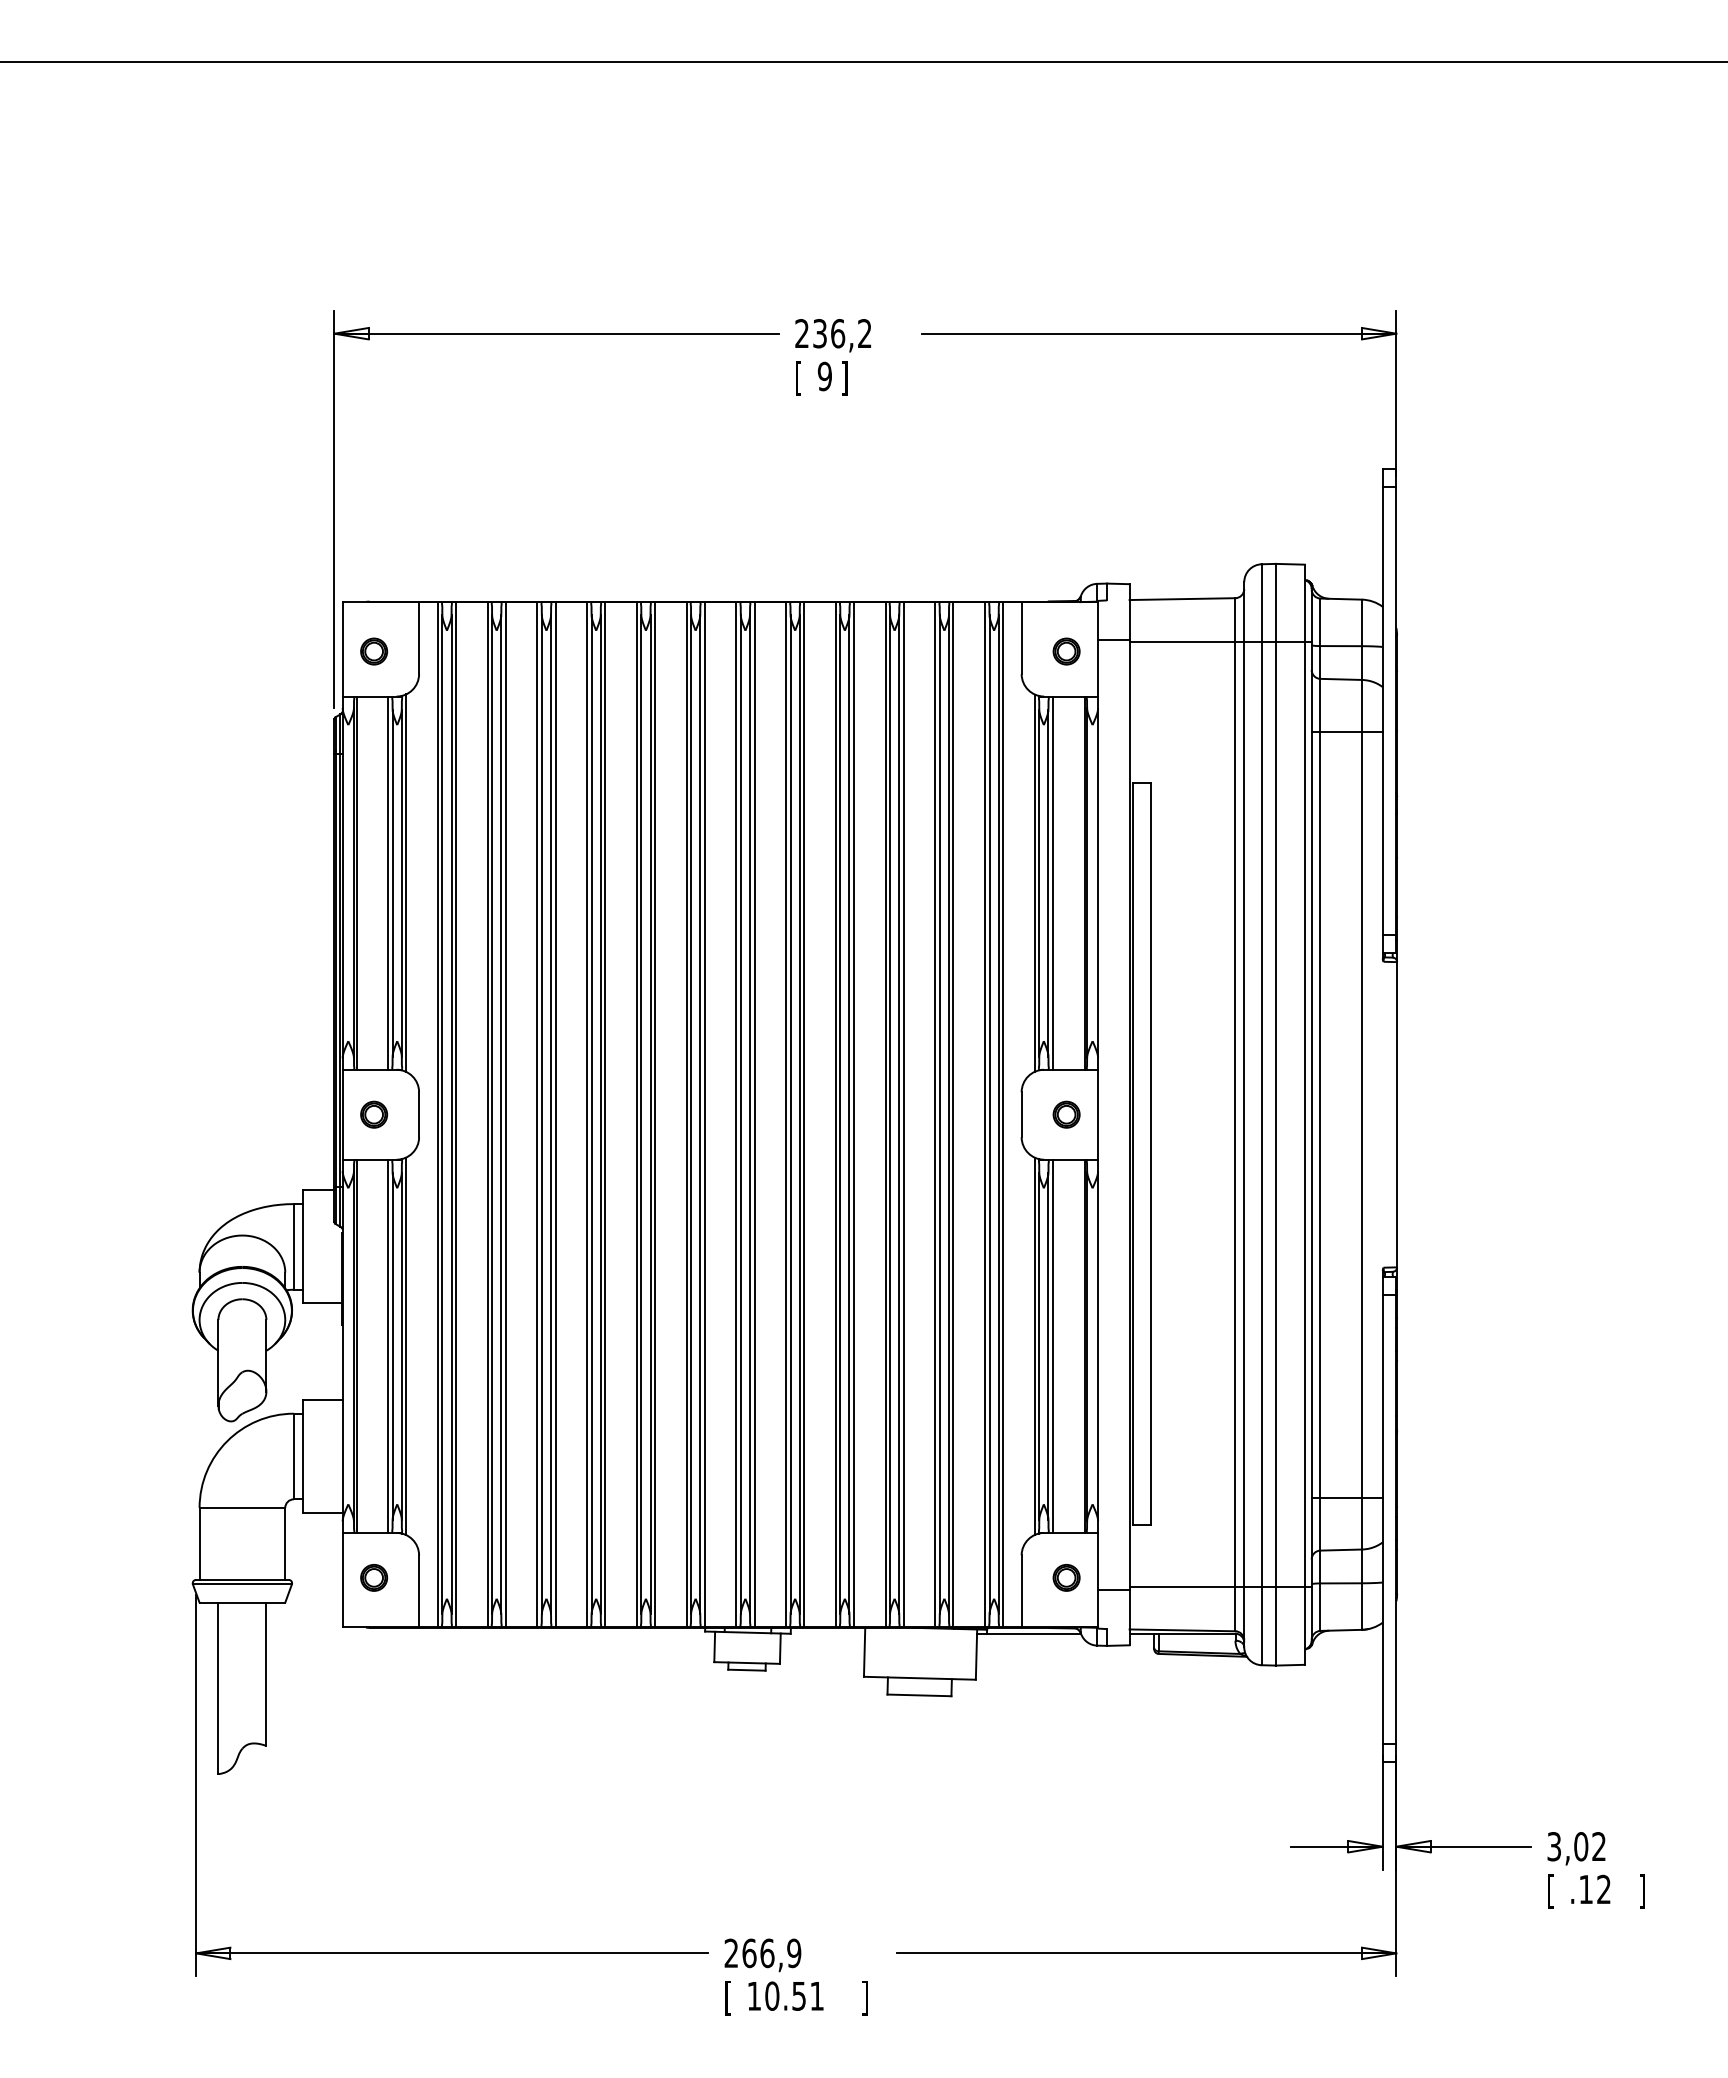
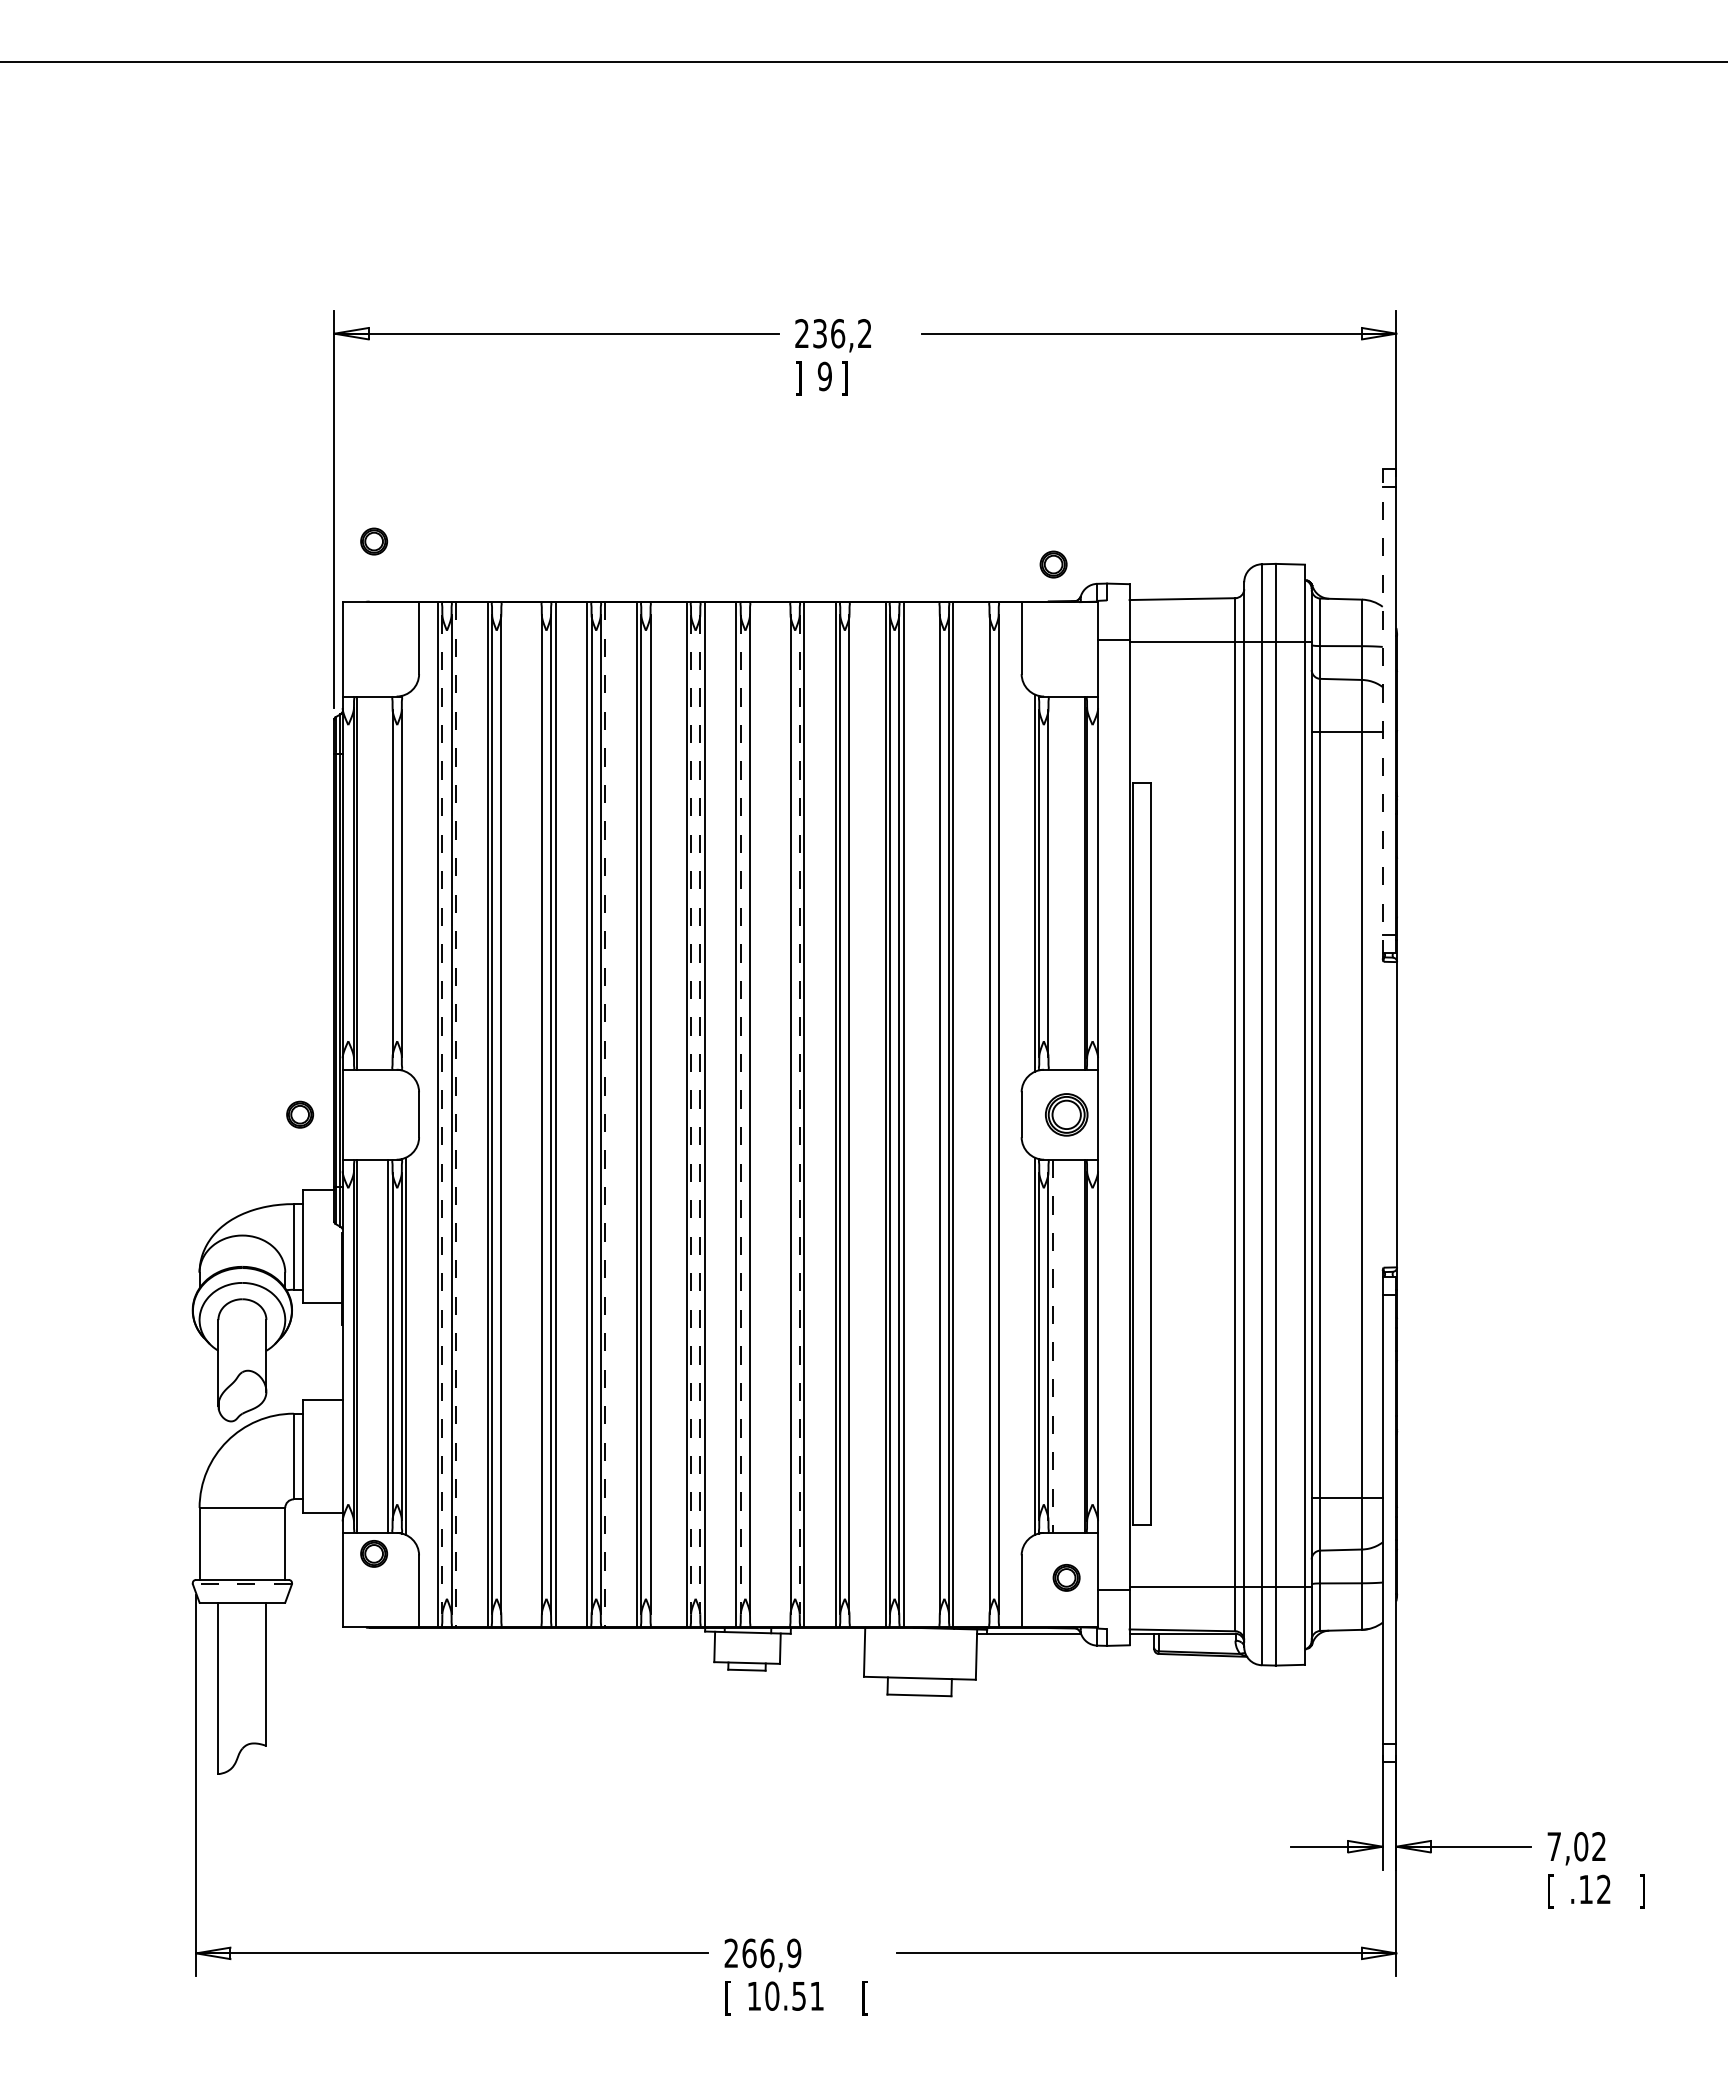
text: [ -> ] (798, 378)
part position: (374, 651) -> (374, 541) (374, 541)
part position: (1066, 651) -> (1053, 564) (1053, 564)
line: solid -> dashed (1382, 714)
line: present -> none (388, 882)
line: present -> none (406, 882)
line: present -> none (1052, 882)
part position: (374, 1114) -> (300, 1114) (300, 1114)
line: solid -> dashed (456, 1114)
line: present -> none (505, 1114)
line: present -> none (537, 1114)
line: solid -> dashed (605, 1114)
line: present -> none (655, 1114)
line: present -> none (754, 1114)
line: present -> none (786, 1114)
line: present -> none (853, 1114)
line: present -> none (935, 1114)
line: present -> none (985, 1114)
line: present -> none (1003, 1114)
part size: 29x29 px -> 44x44 px (1066, 1114)
line: solid -> dashed (442, 1115)
line: solid -> dashed (691, 1115)
line: solid -> dashed (700, 1115)
line: solid -> dashed (740, 1115)
line: solid -> dashed (799, 1115)
line: solid -> dashed (1052, 1346)
part position: (374, 1577) -> (374, 1553) (374, 1553)
line: solid -> dashed (241, 1584)
text: 3,02 -> 7,02 (1554, 1846)
text: ] -> [ (864, 1997)
